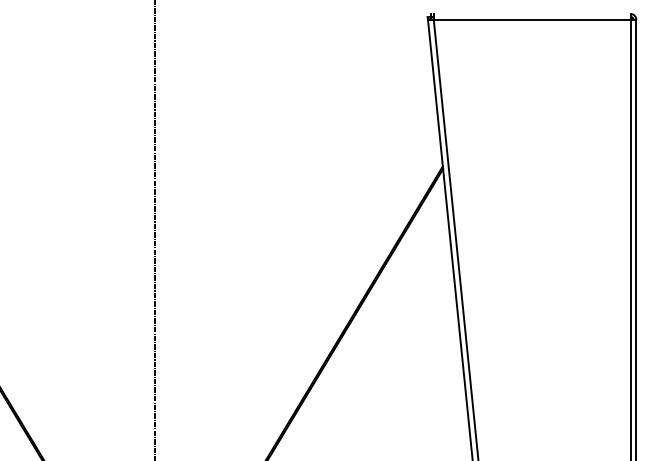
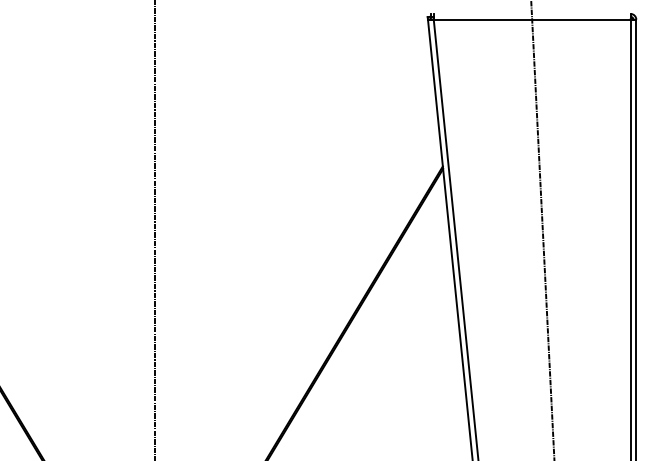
line: none -> present (542, 229)
